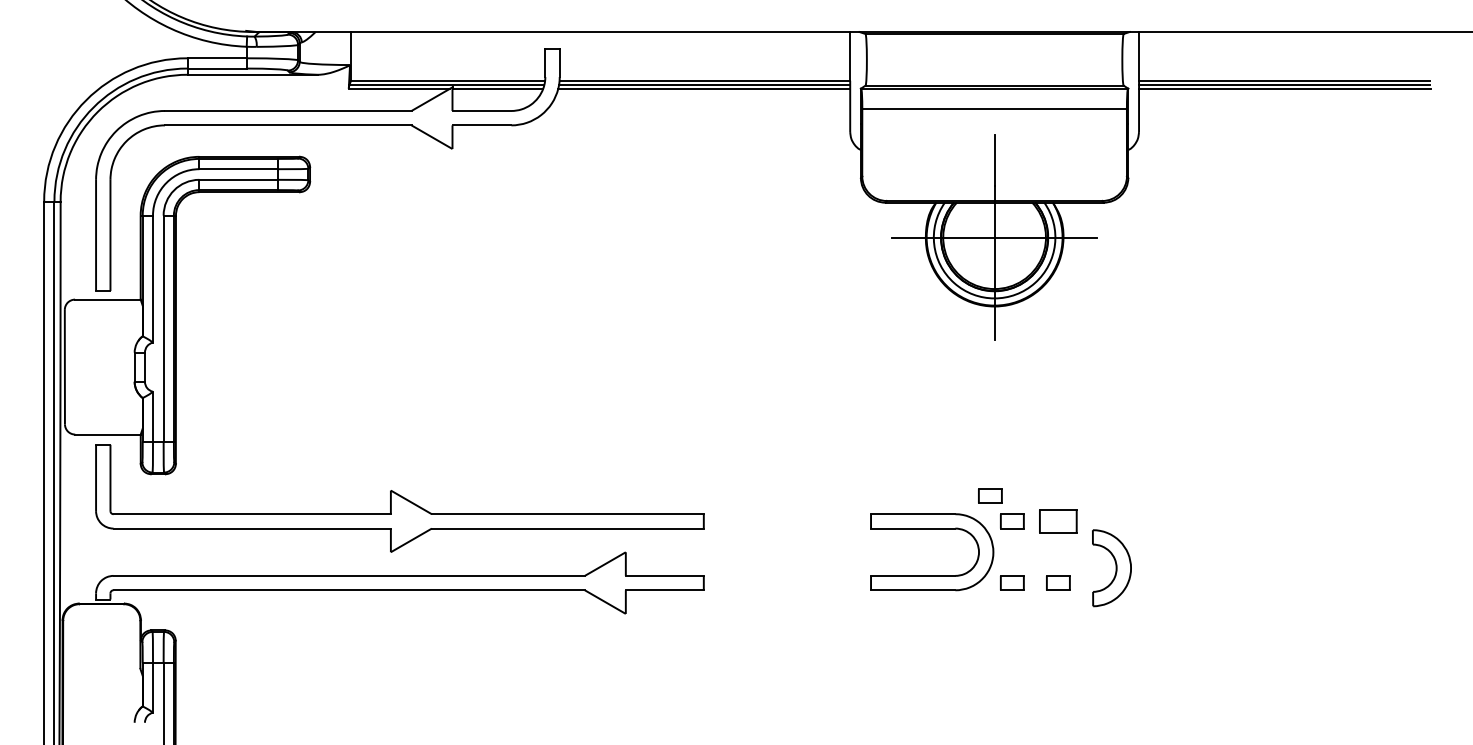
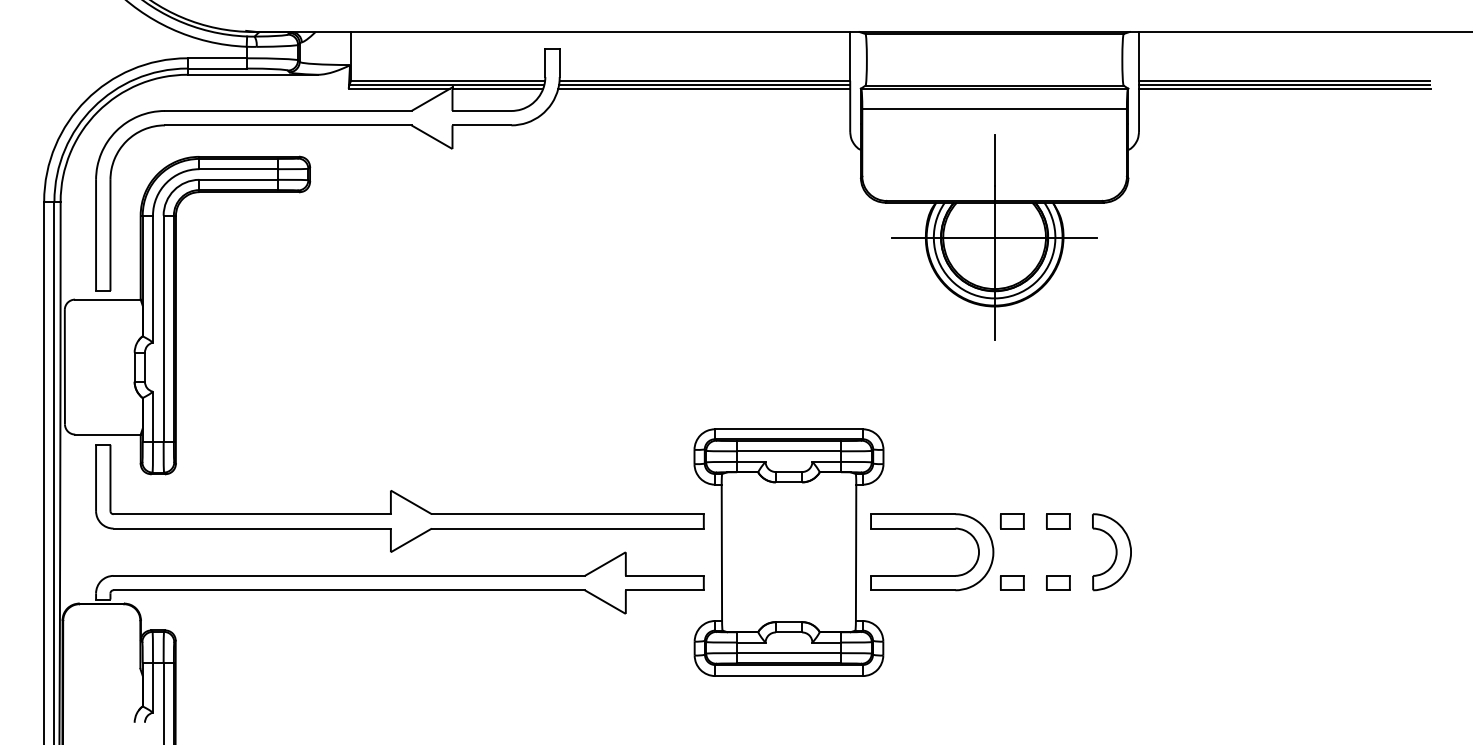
part: present -> none (990, 495)
part size: 39x25 px -> 25x17 px (1058, 521)
part: none -> present (788, 552)
part position: (1111, 568) -> (1111, 552) (1111, 552)
